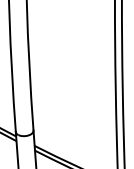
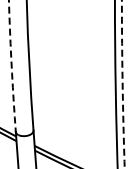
arc: solid -> dashed (11, 66)
arc: solid -> dashed (122, 84)
